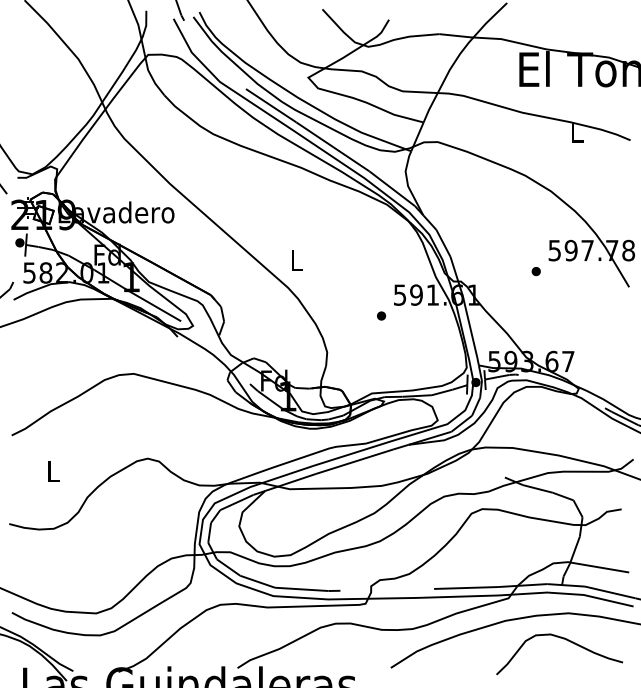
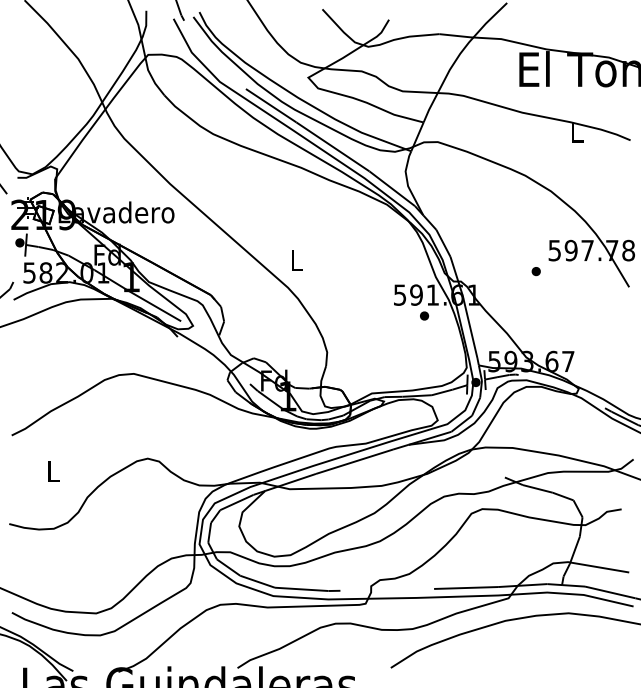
part position: (381, 315) -> (424, 315) (424, 315)
curve: present -> none (563, 639)
